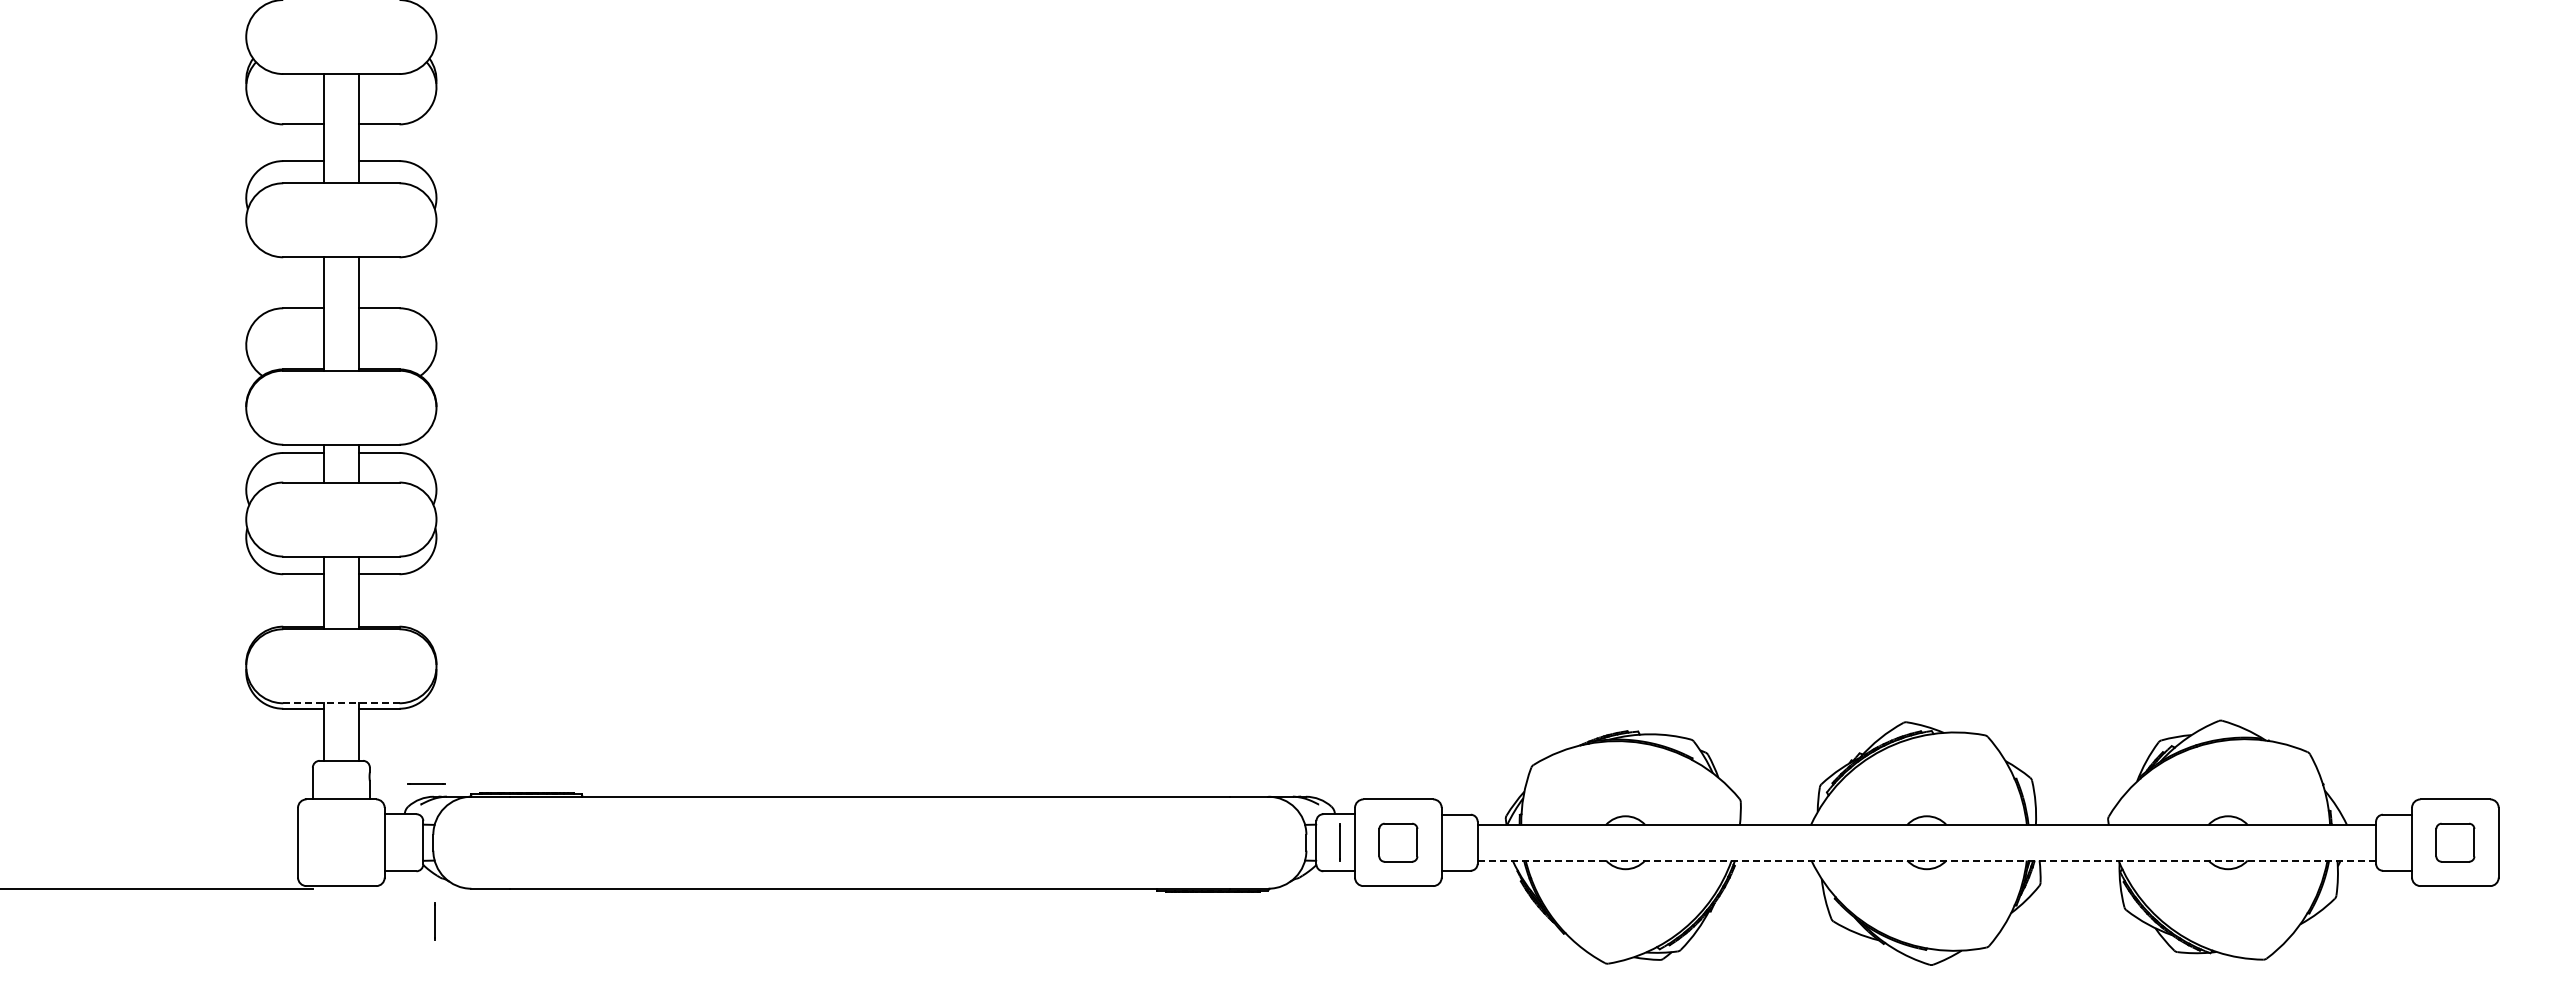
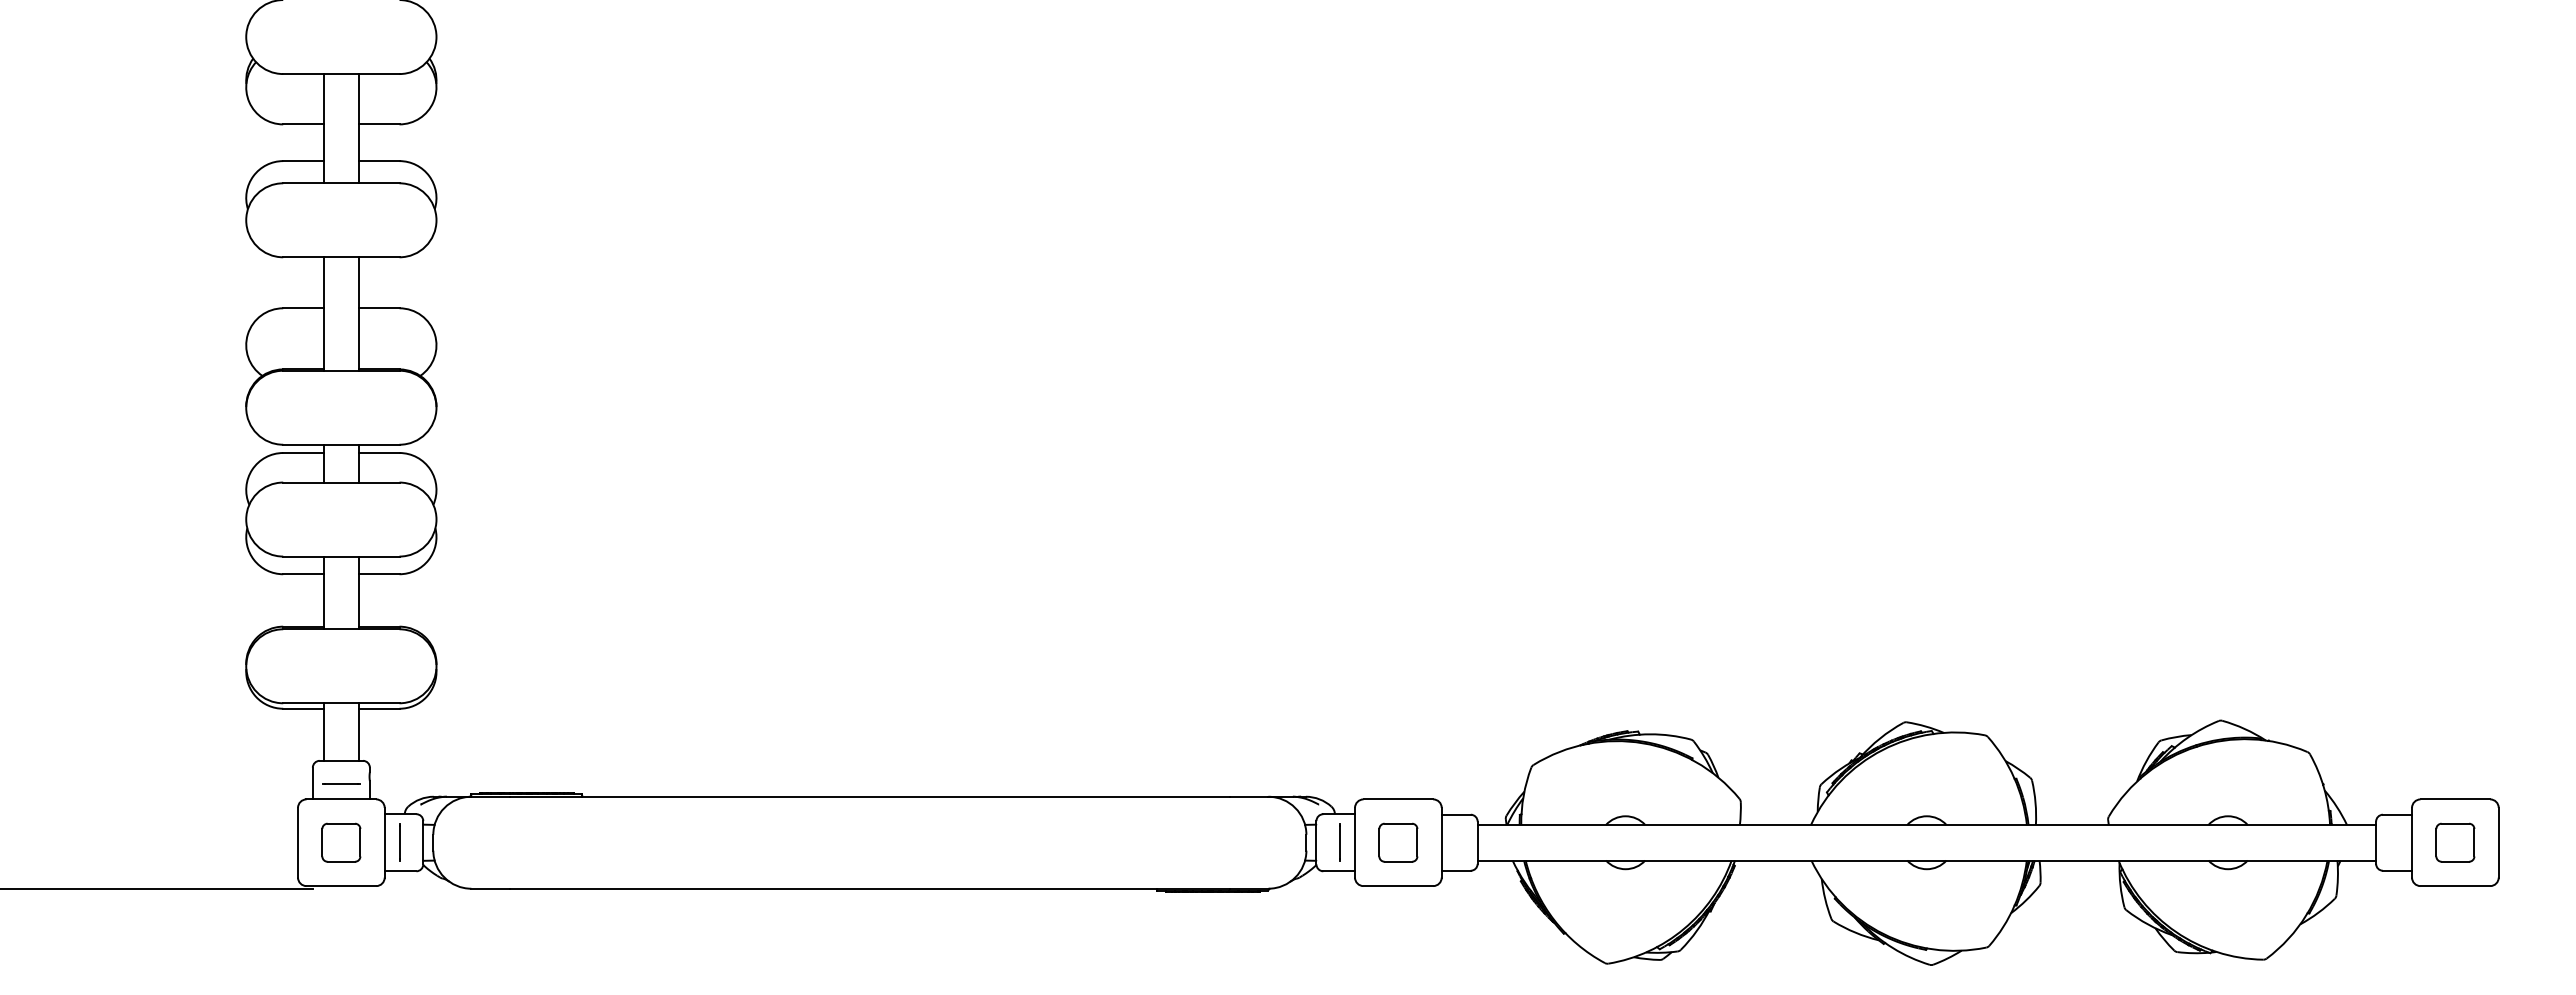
line: dashed -> solid (341, 703)
line position: (426, 783) -> (341, 783) (341, 783)
part: none -> present (341, 842)
line: dashed -> solid (1926, 860)
line position: (434, 921) -> (399, 842) (399, 842)
